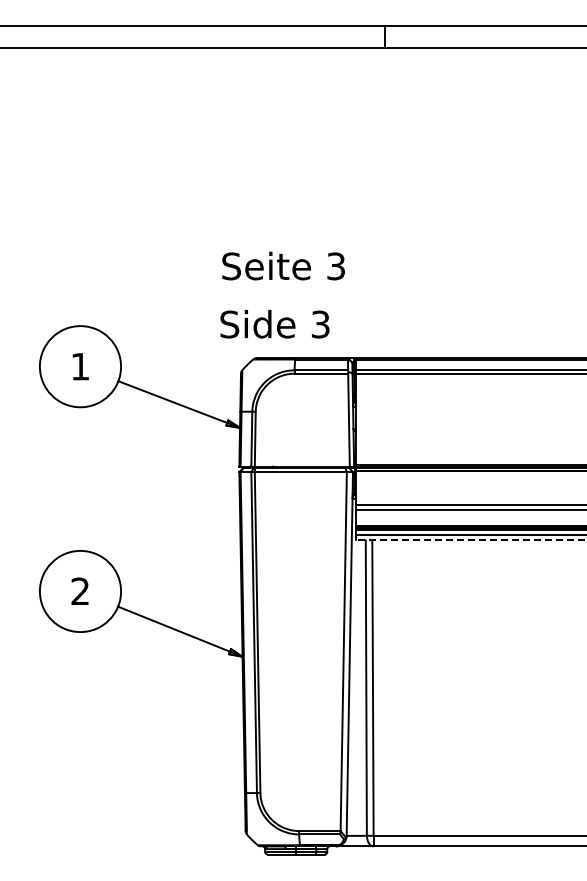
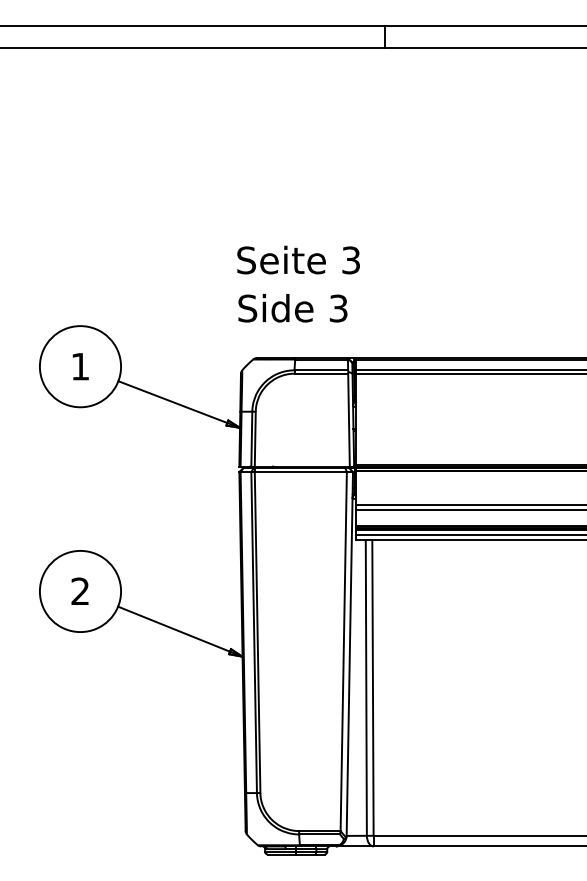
text position: (283, 265) -> (298, 259) (298, 259)
text position: (274, 324) -> (292, 308) (292, 308)
line: dashed -> solid (470, 539)
